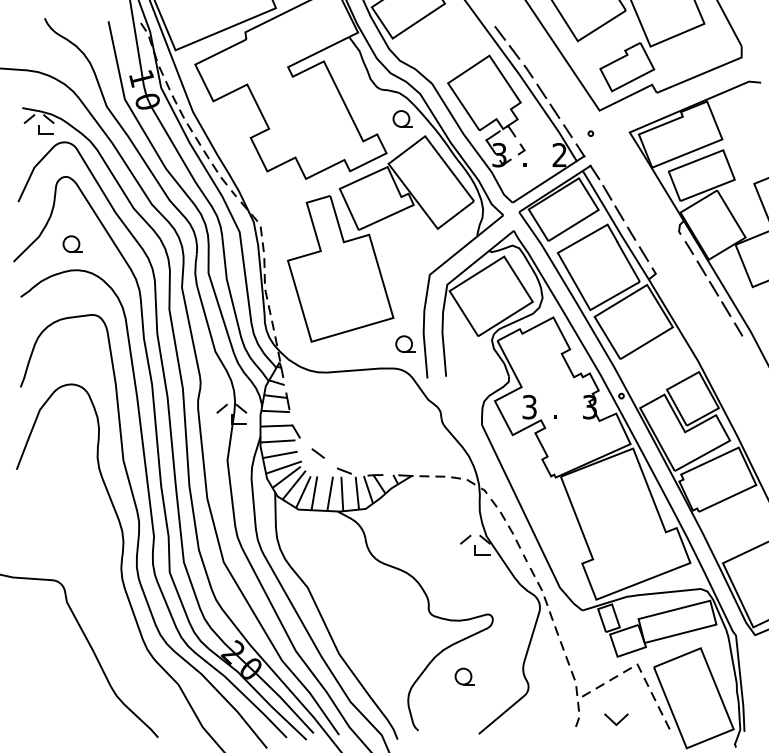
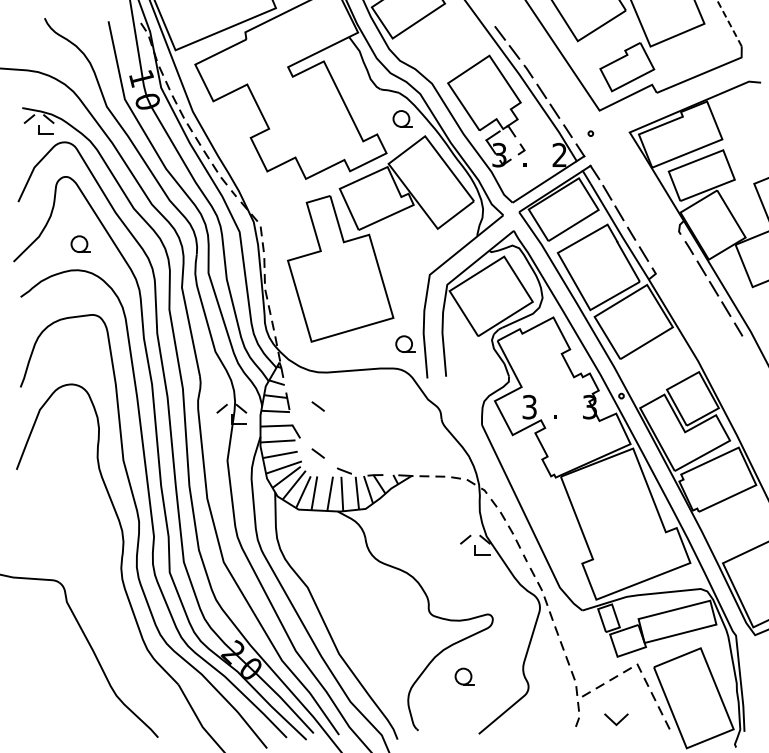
line: solid -> dashed (729, 23)
part position: (72, 243) -> (80, 243) (80, 243)
line: none -> present (317, 406)
